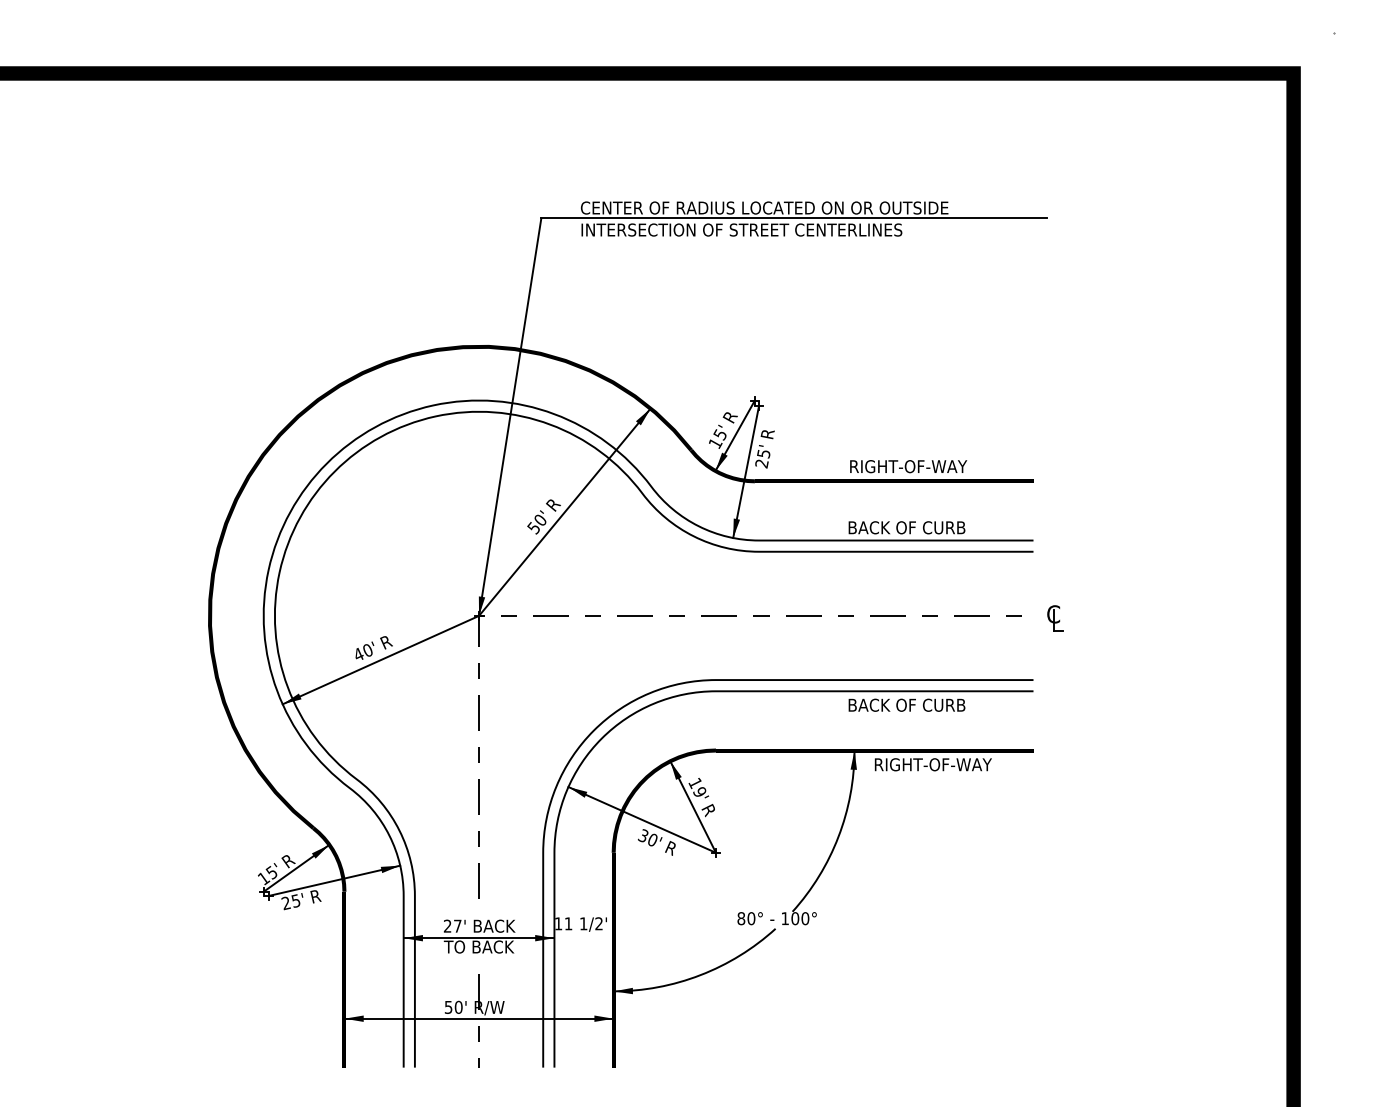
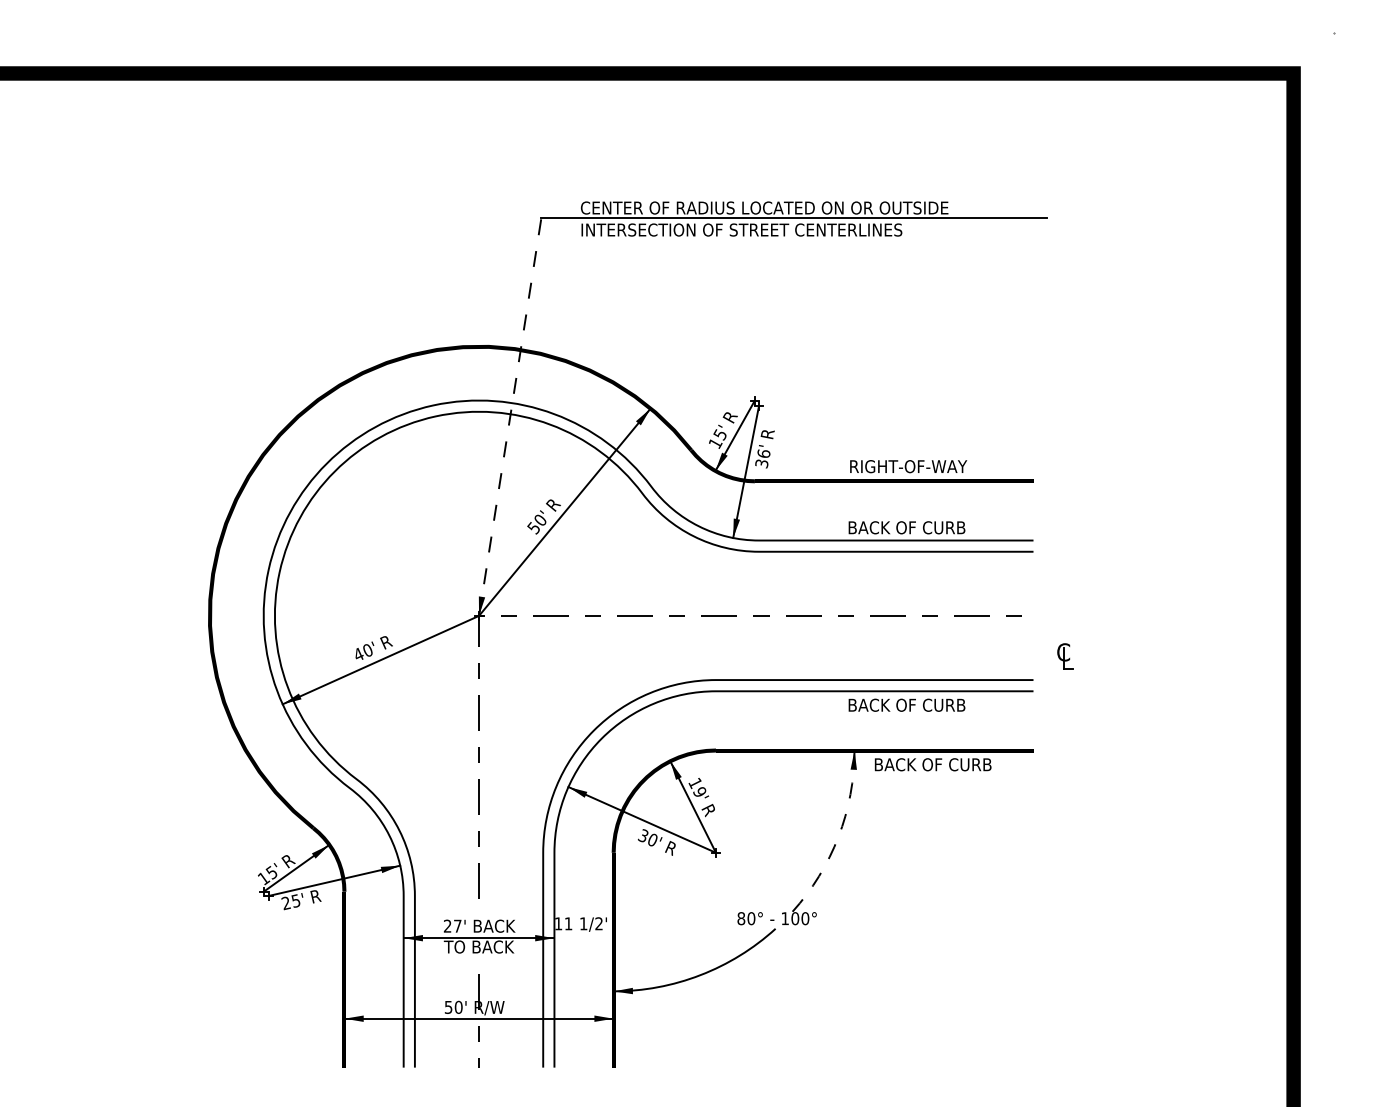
line: solid -> dashed (510, 416)
text: 25' -> 36' (762, 458)
part position: (1055, 618) -> (1065, 656) (1065, 656)
text: RIGHT-OF-WAY -> BACK OF CURB (933, 764)
arc: solid -> dashed (838, 836)
